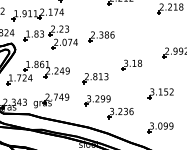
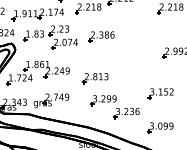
part: none -> present (88, 8)
part: present -> none (131, 64)
part position: (108, 107) -> (114, 107) (114, 107)
